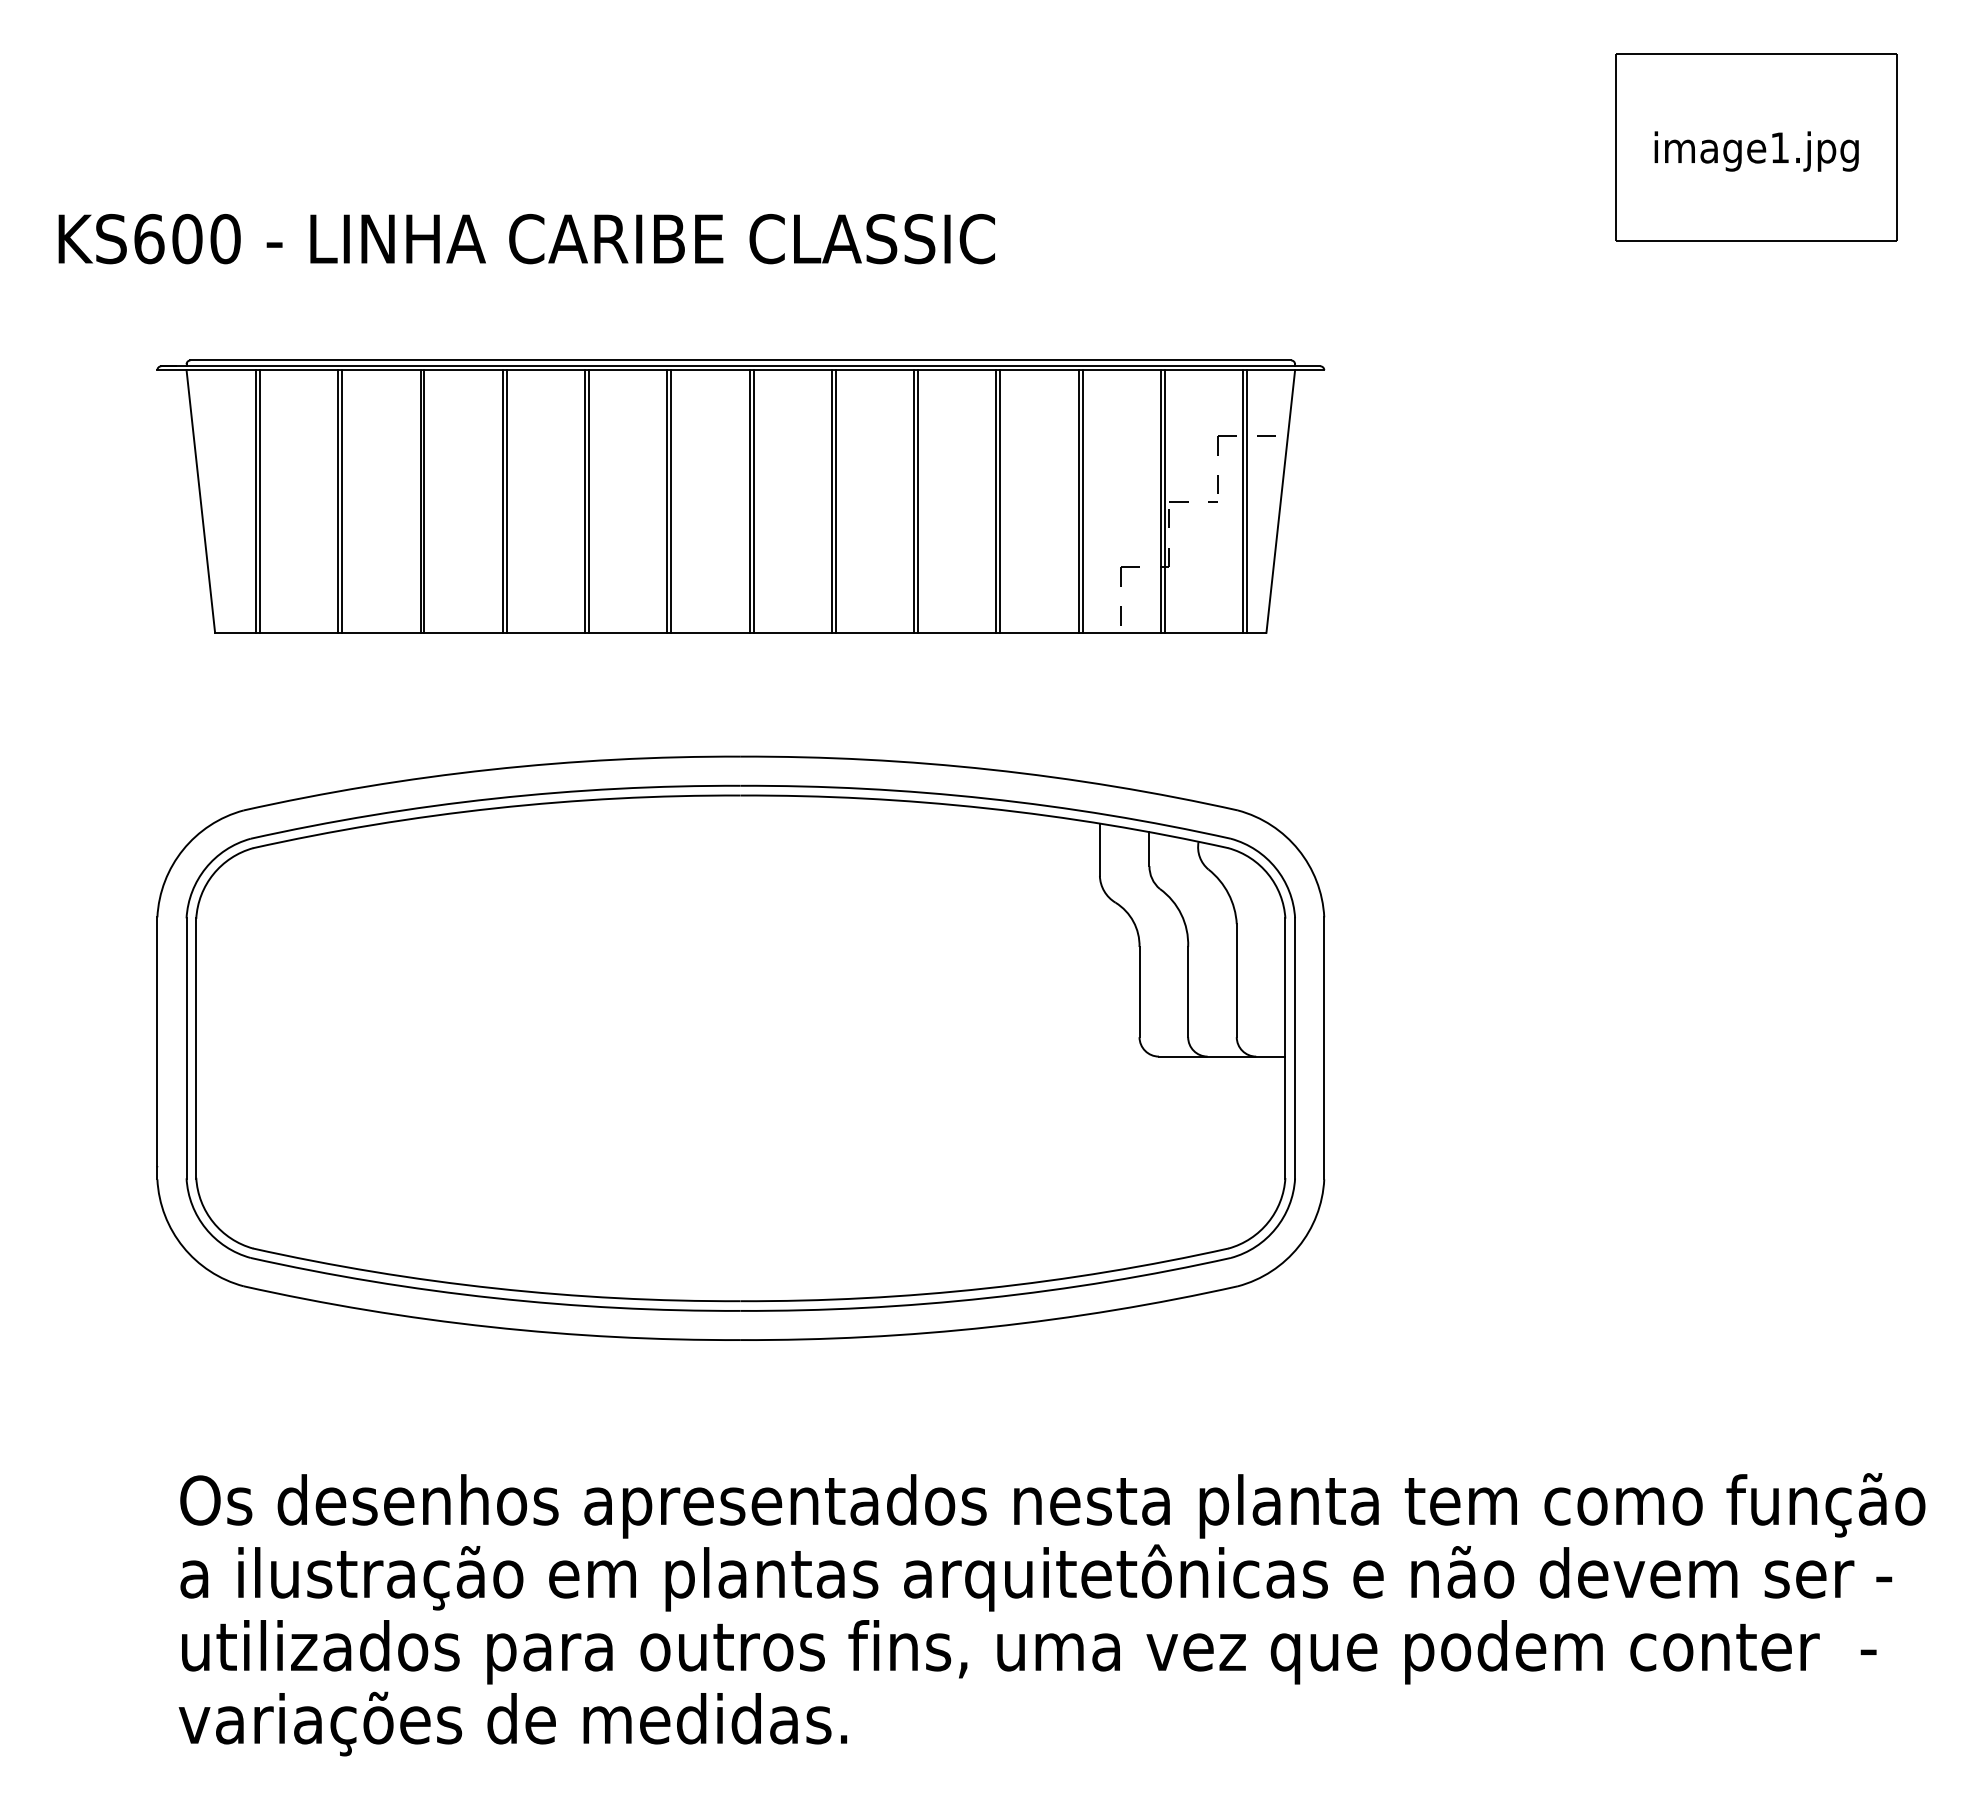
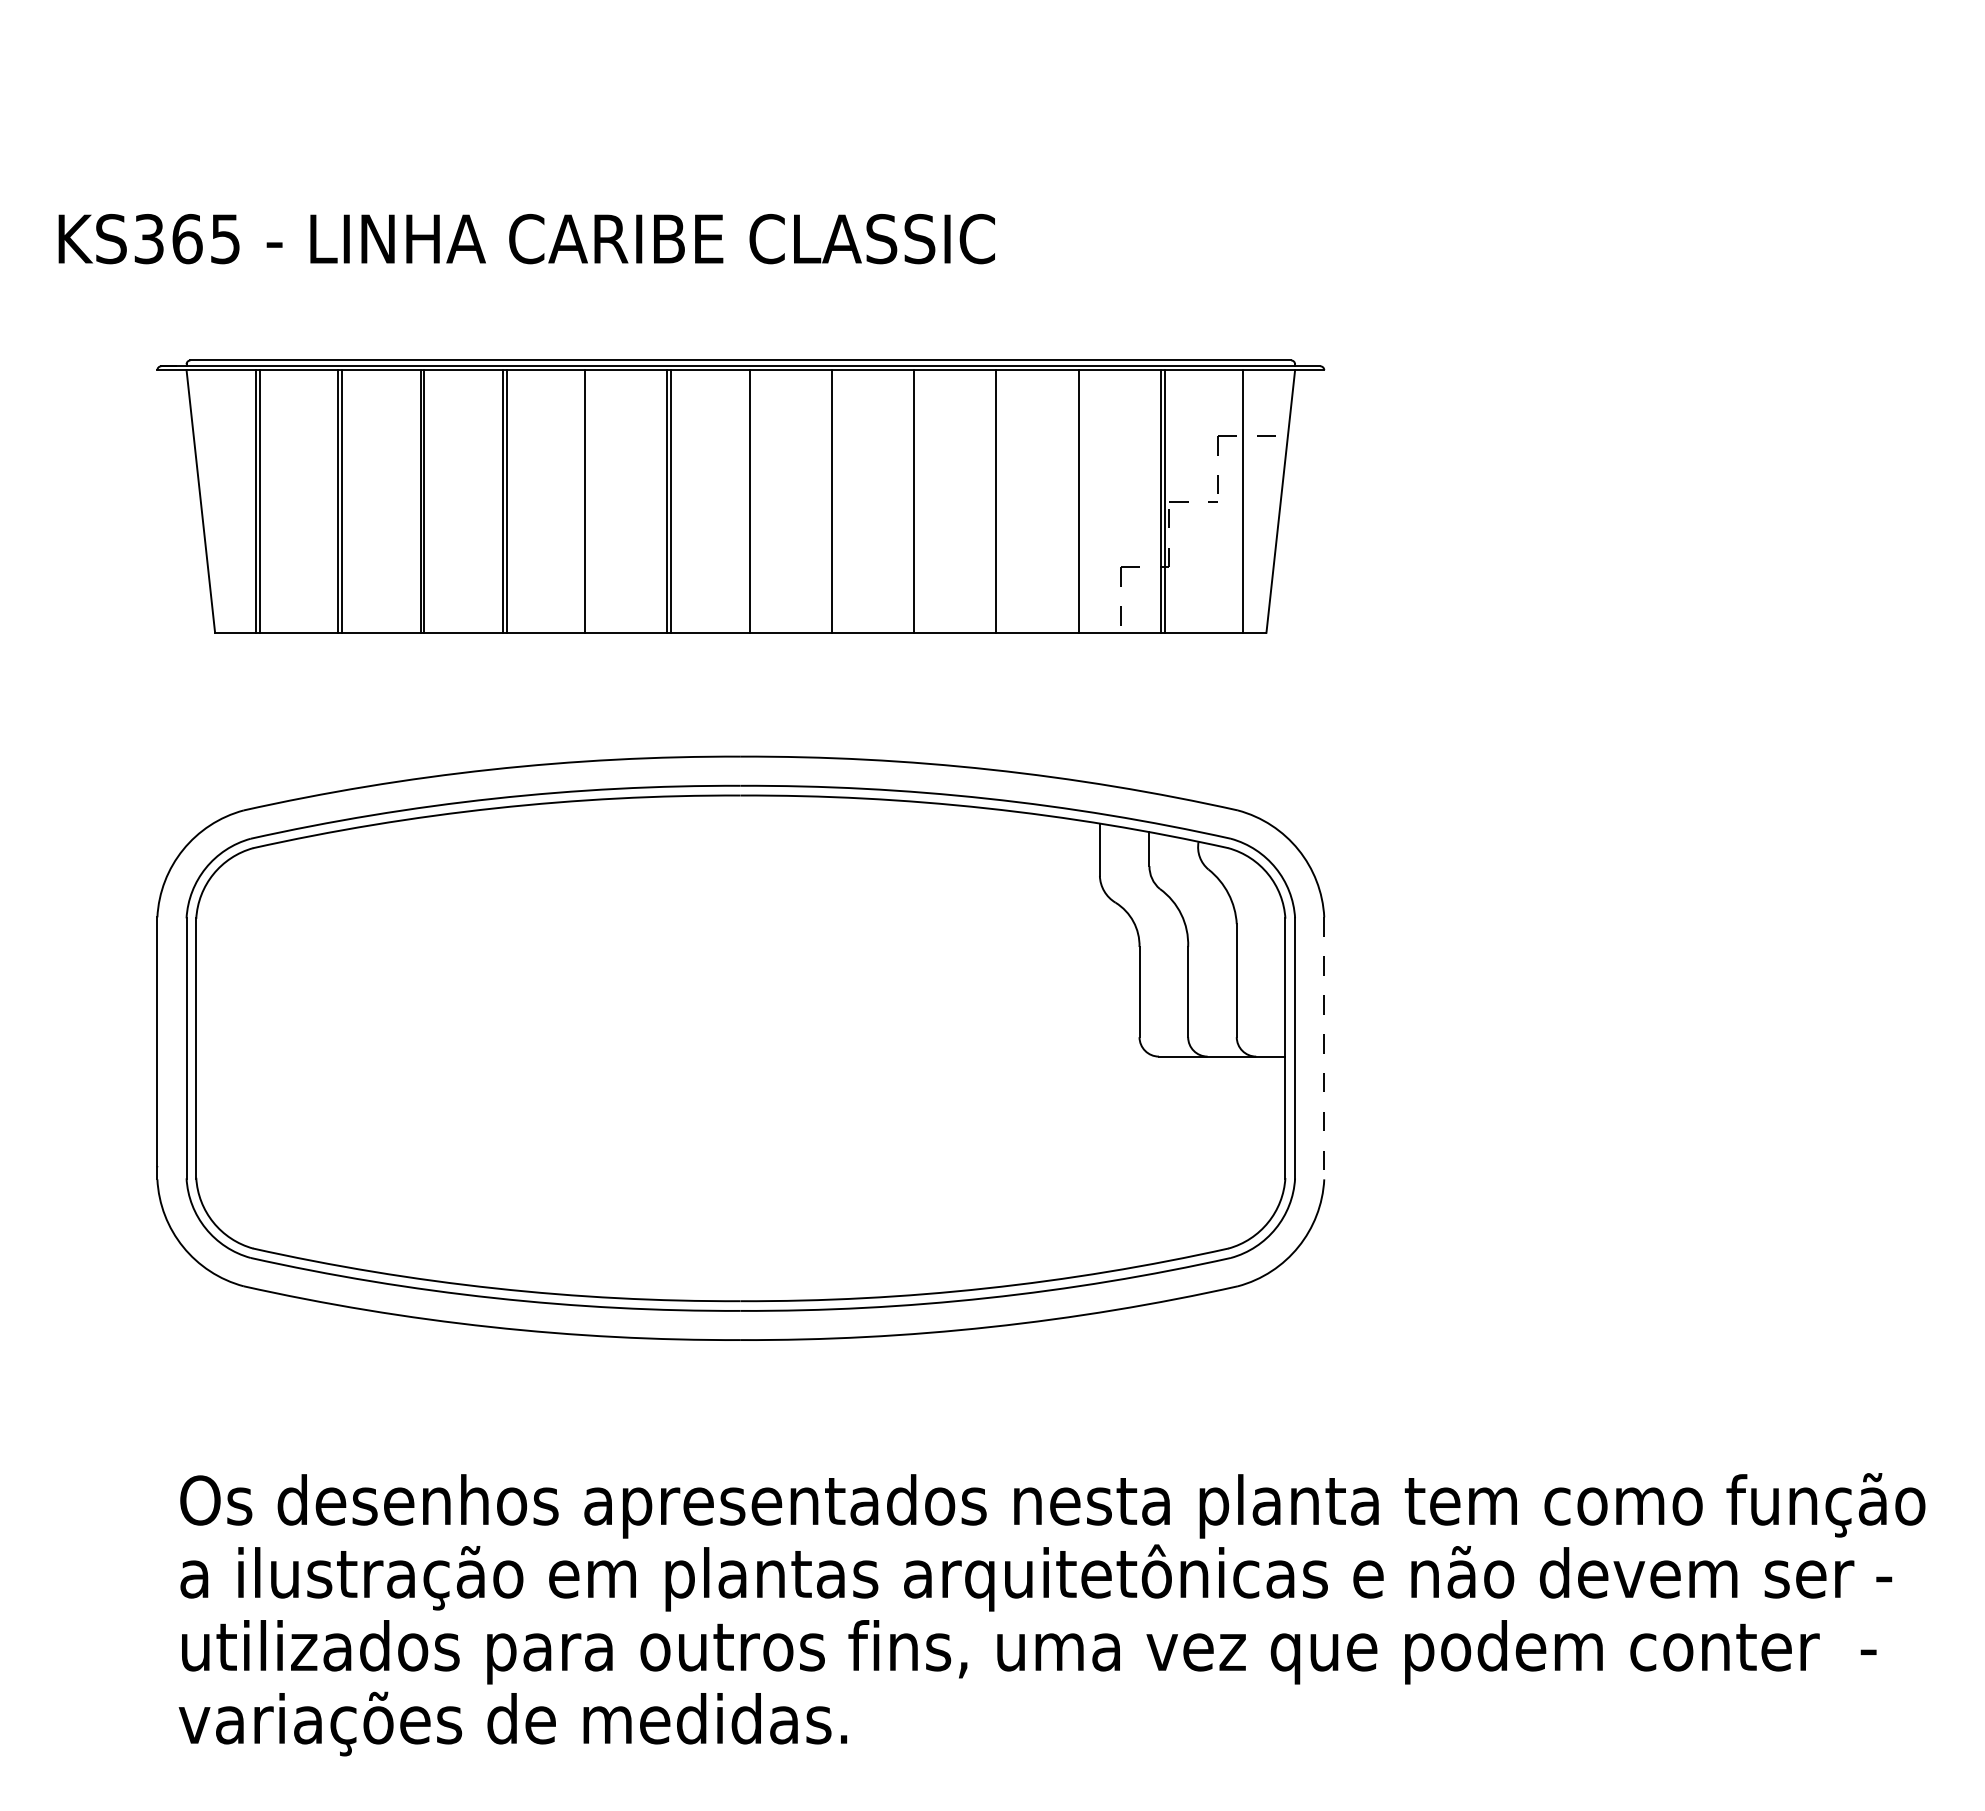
part: present -> none (1756, 147)
text: KS600 -> KS365 (187, 238)
line: present -> none (588, 501)
line: present -> none (753, 501)
line: present -> none (835, 501)
line: present -> none (918, 501)
line: present -> none (1000, 501)
line: present -> none (1082, 501)
line: present -> none (1247, 501)
line: solid -> dashed (1324, 1048)
